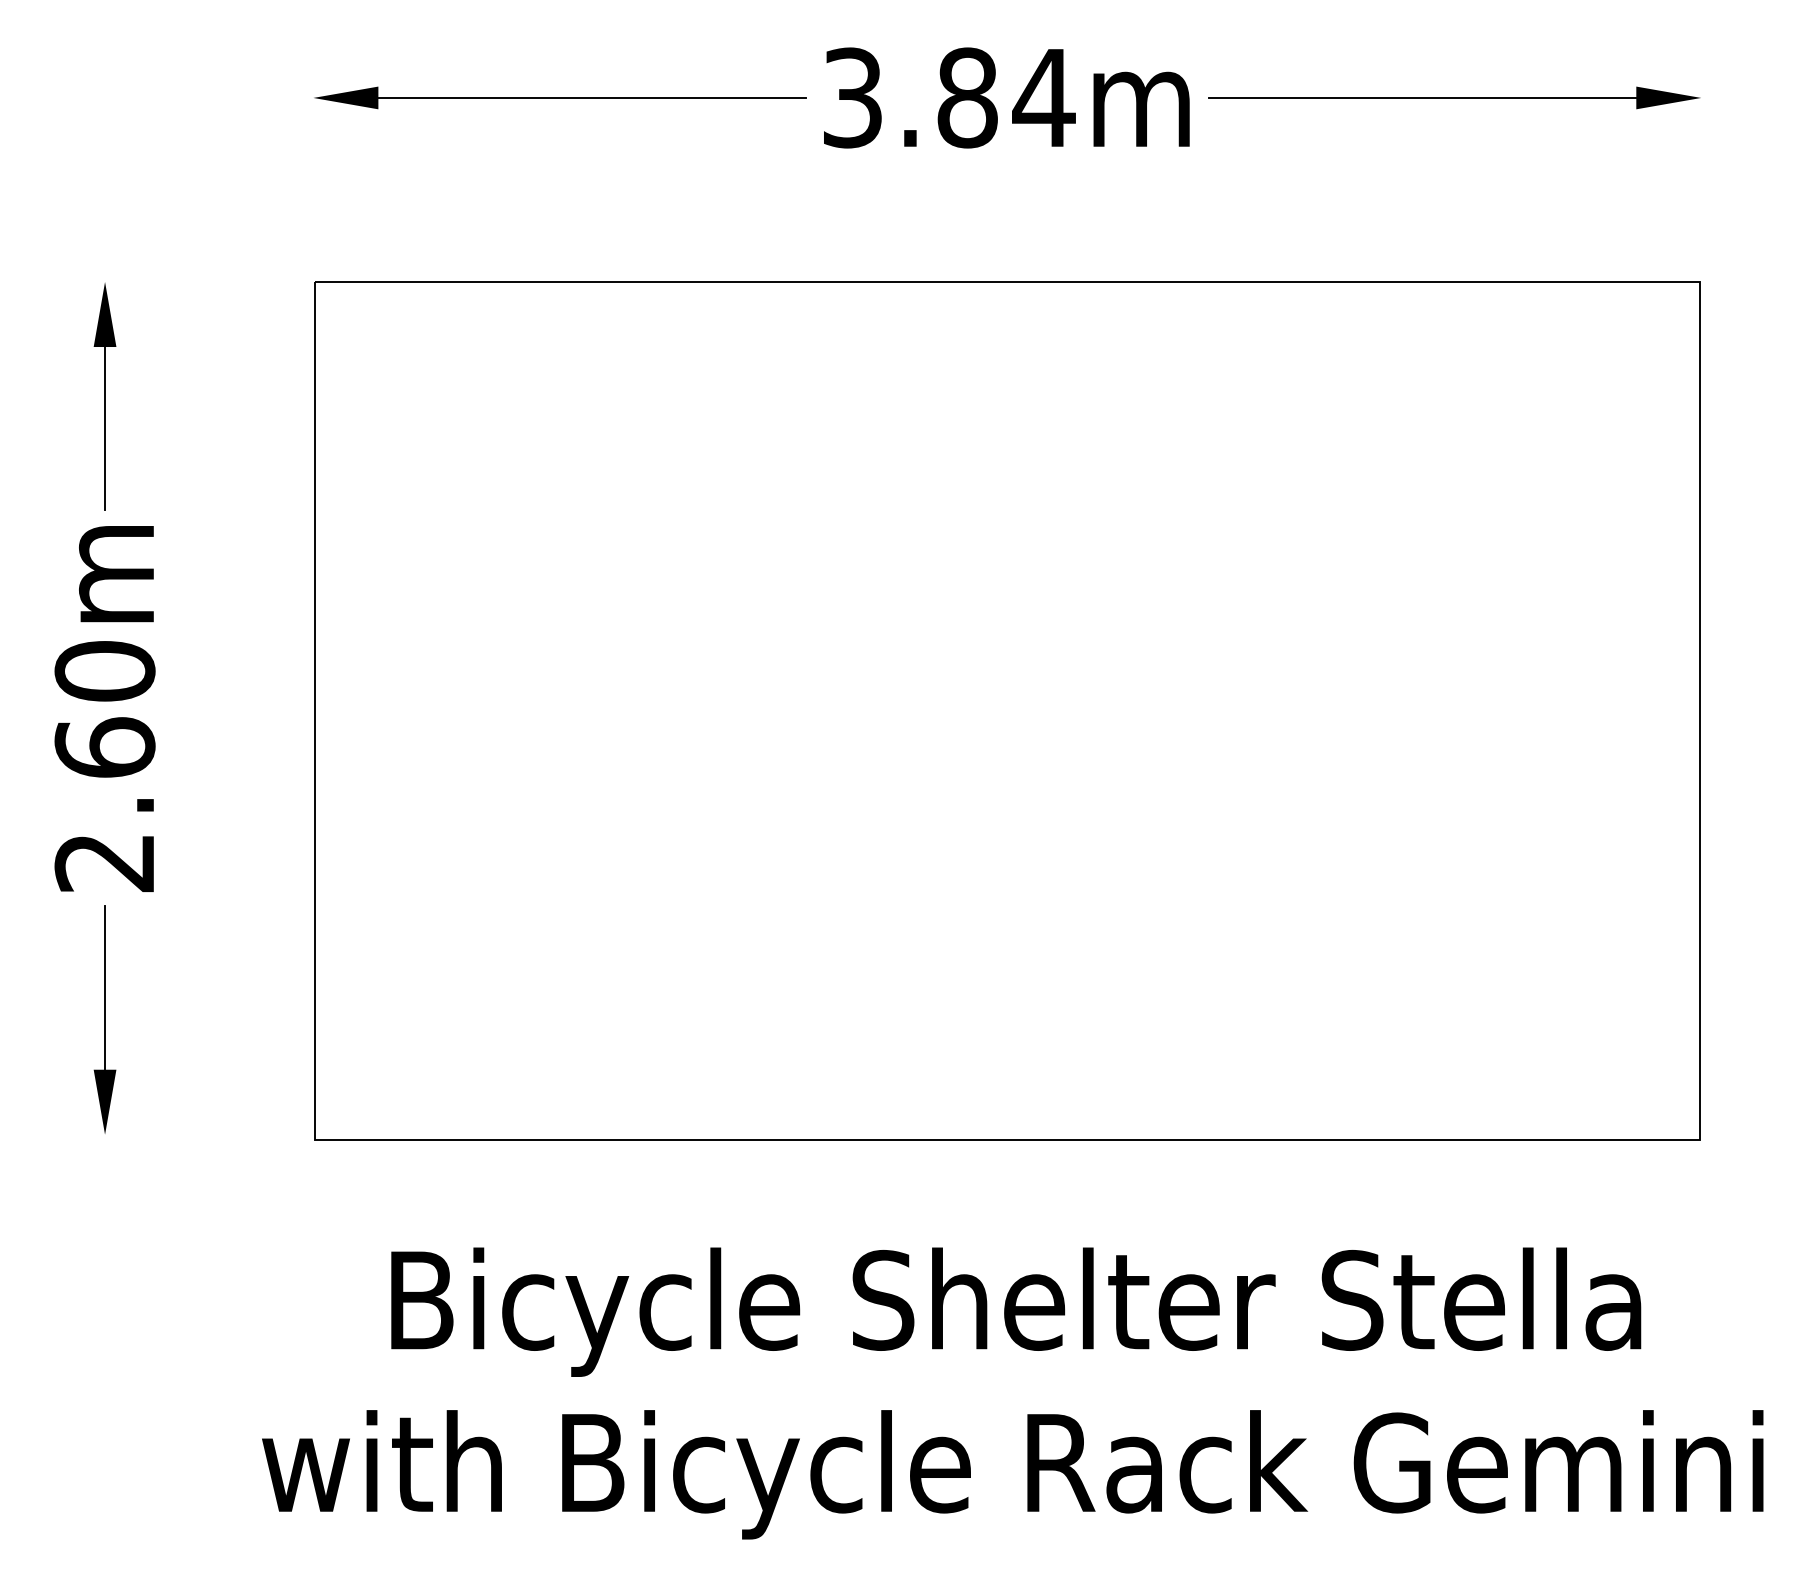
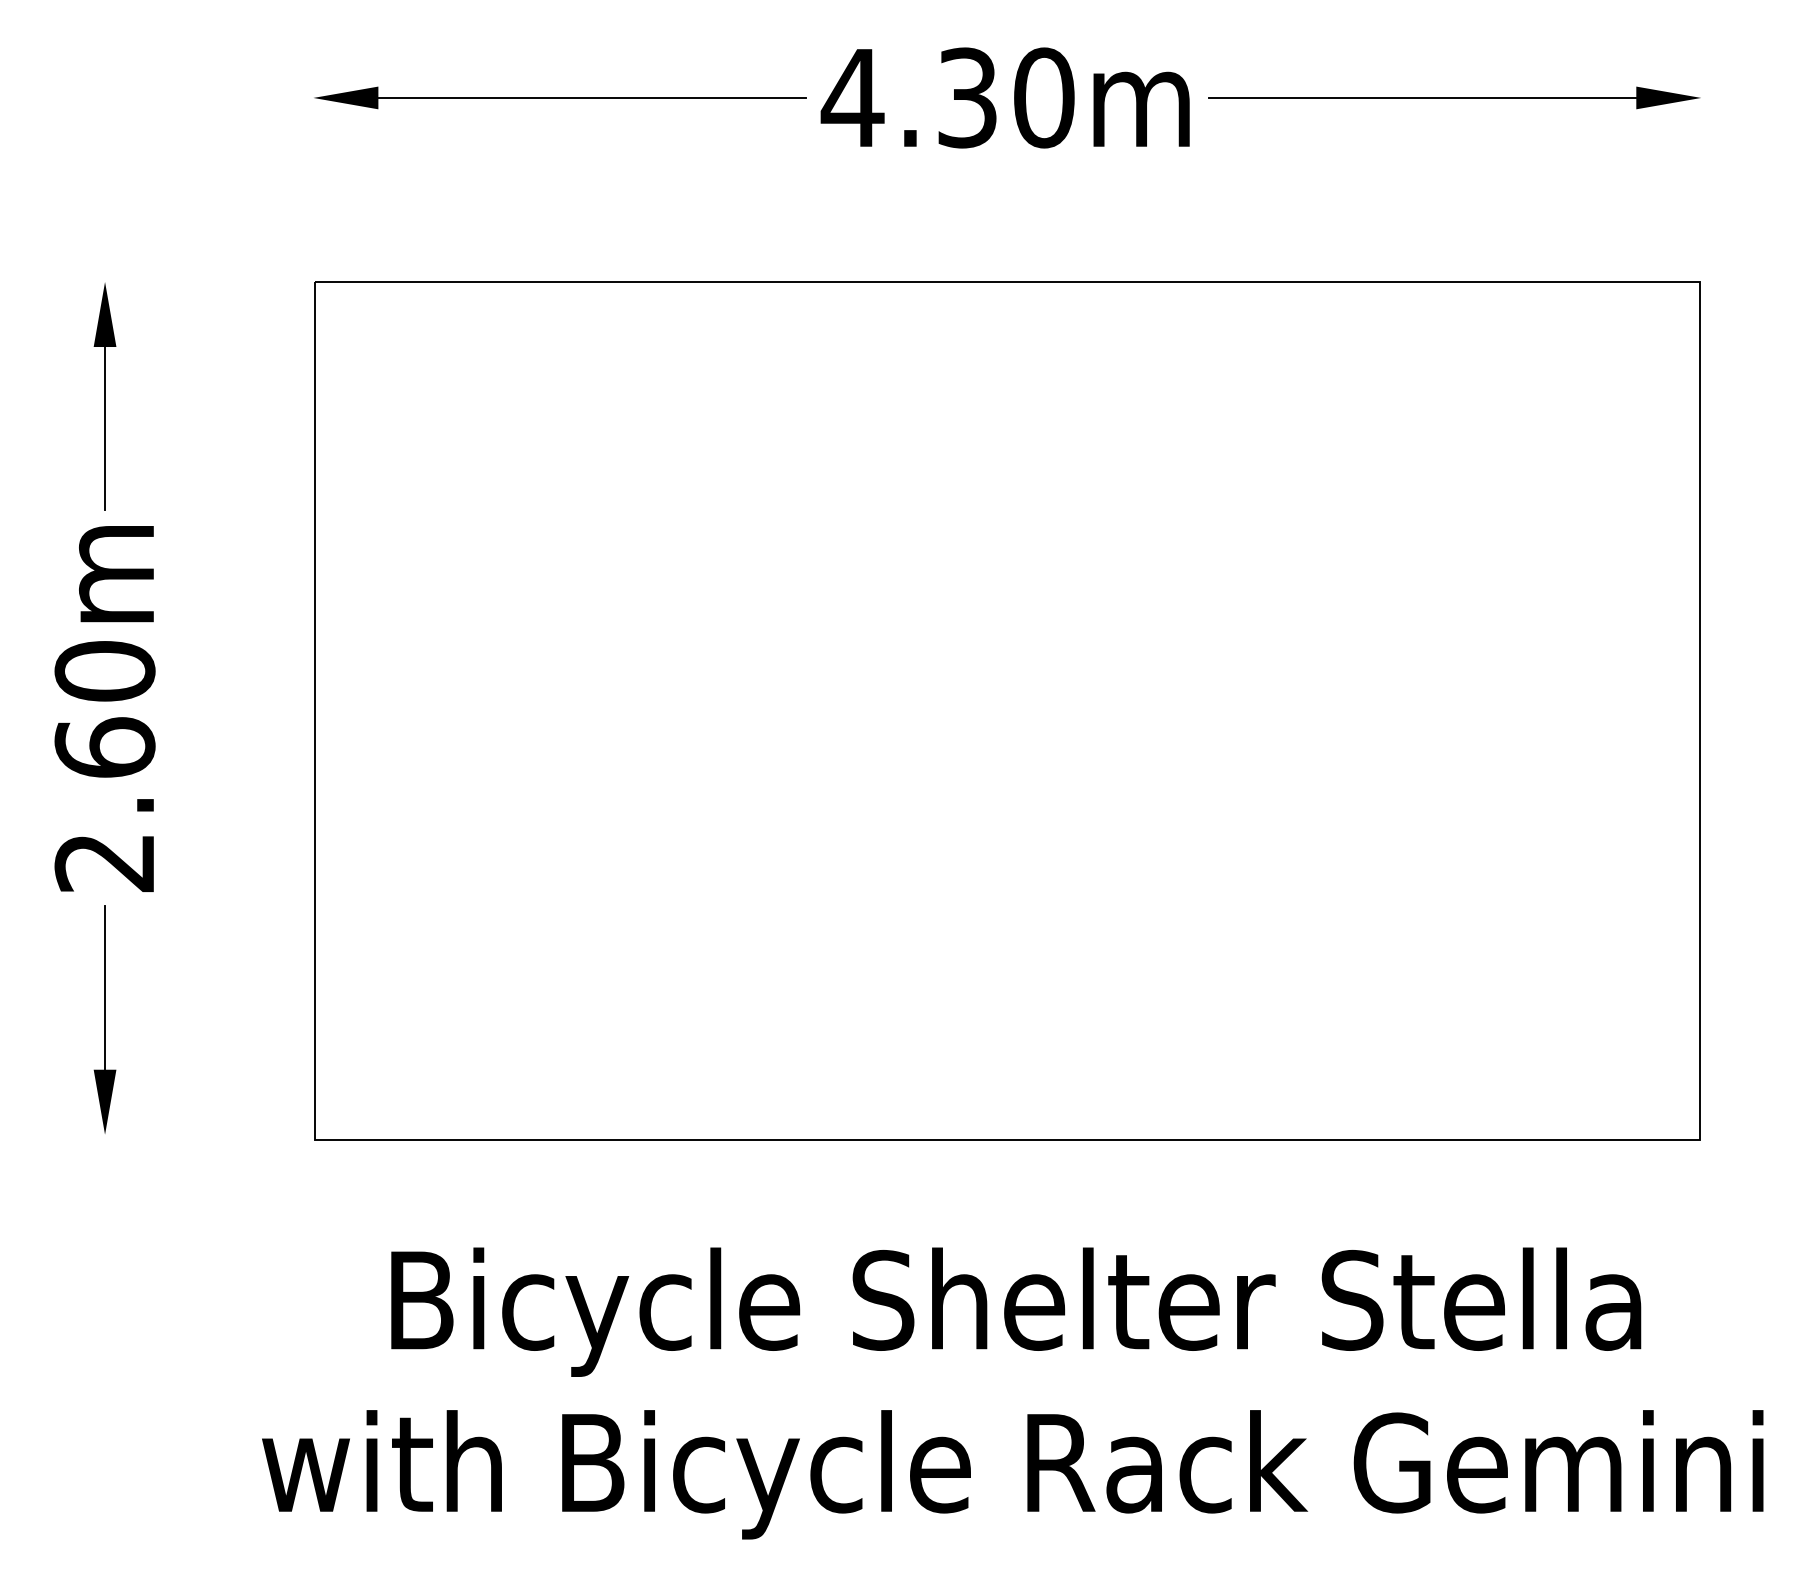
text: 3.84m -> 4.30m (947, 97)
